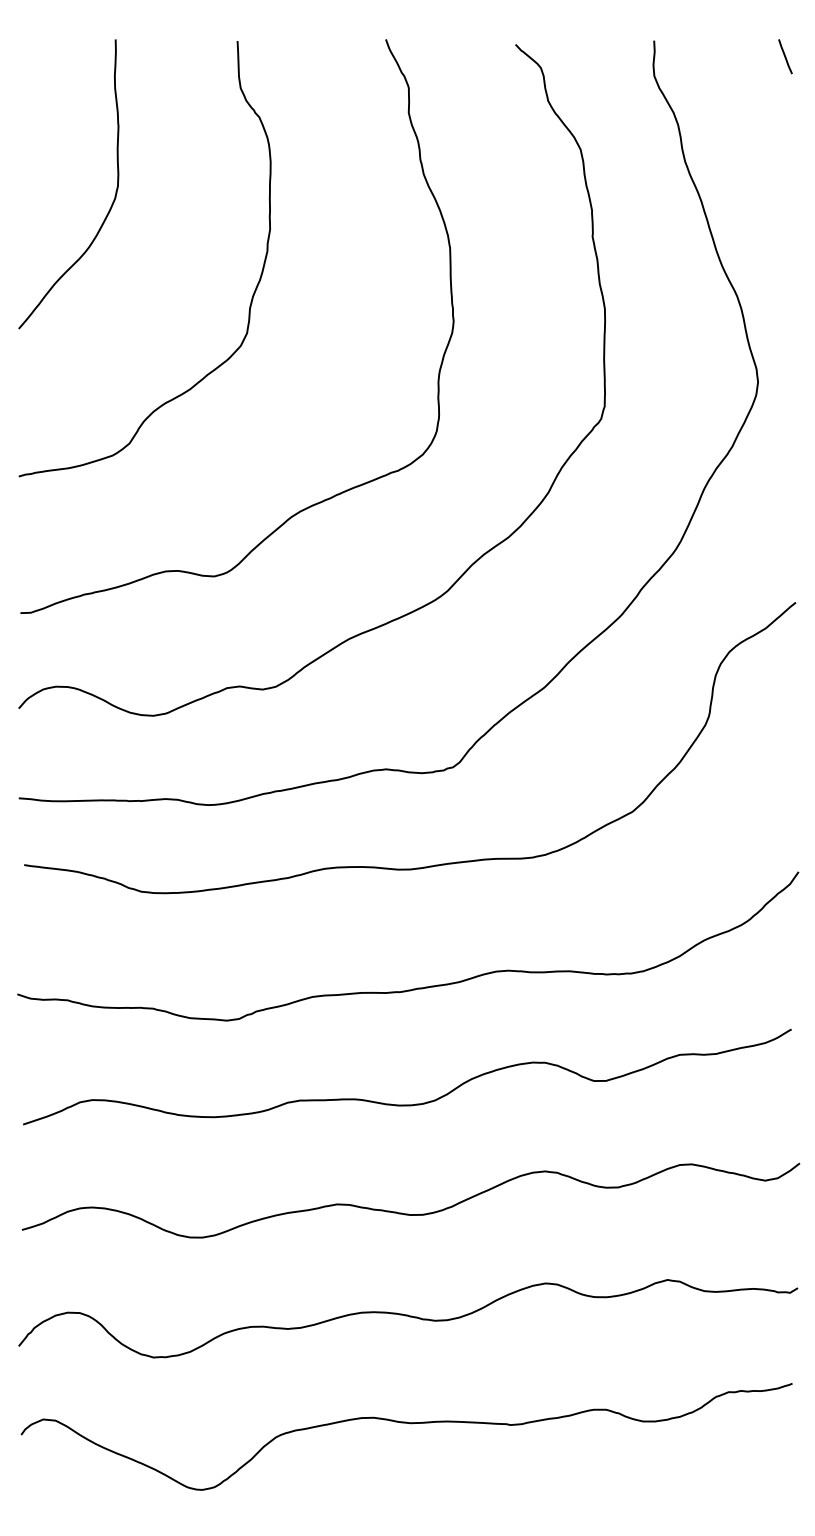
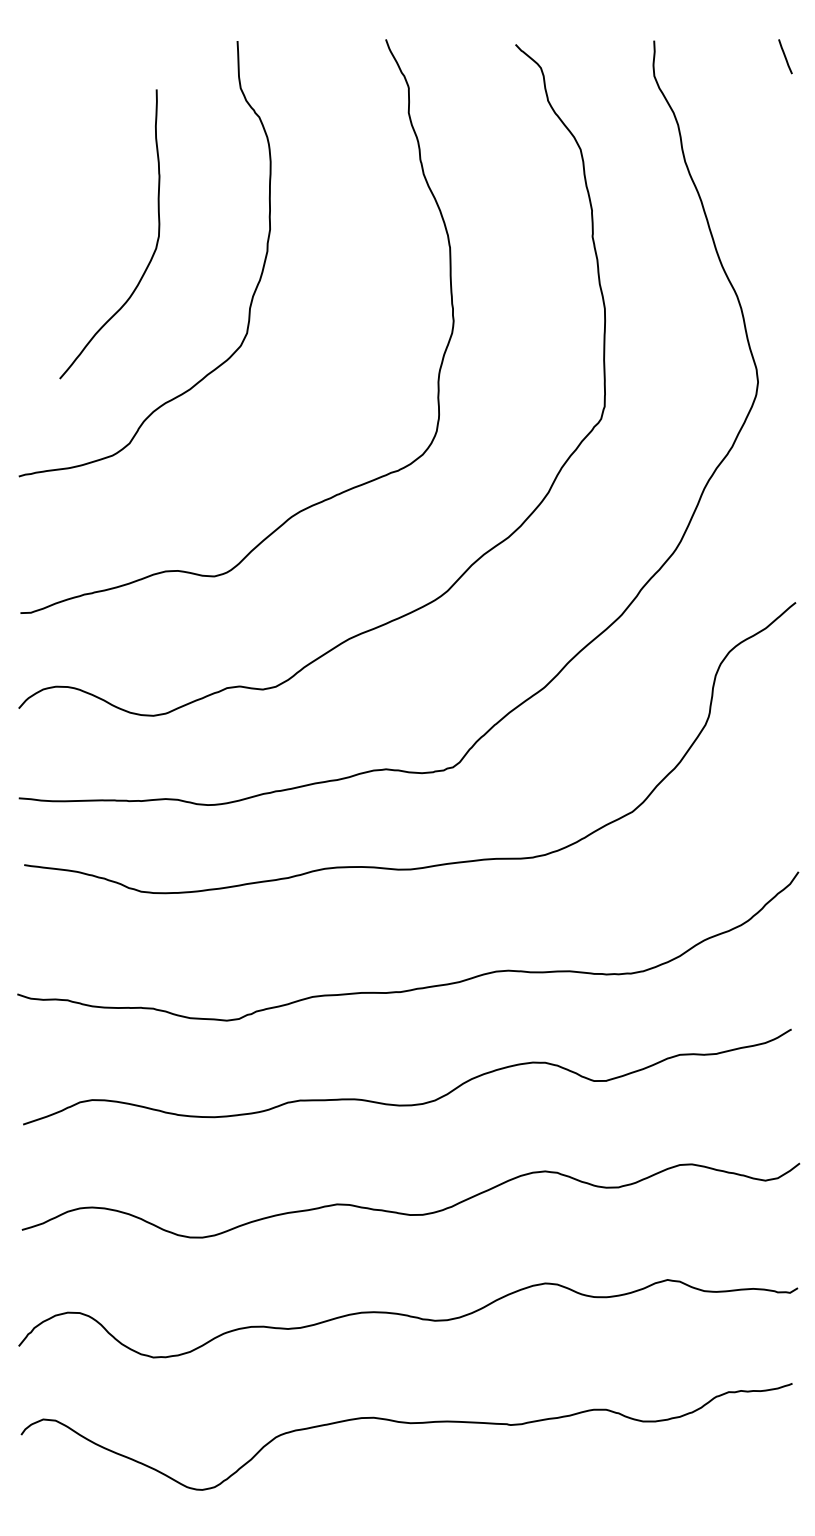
curve position: (112, 201) -> (153, 251) (153, 251)
